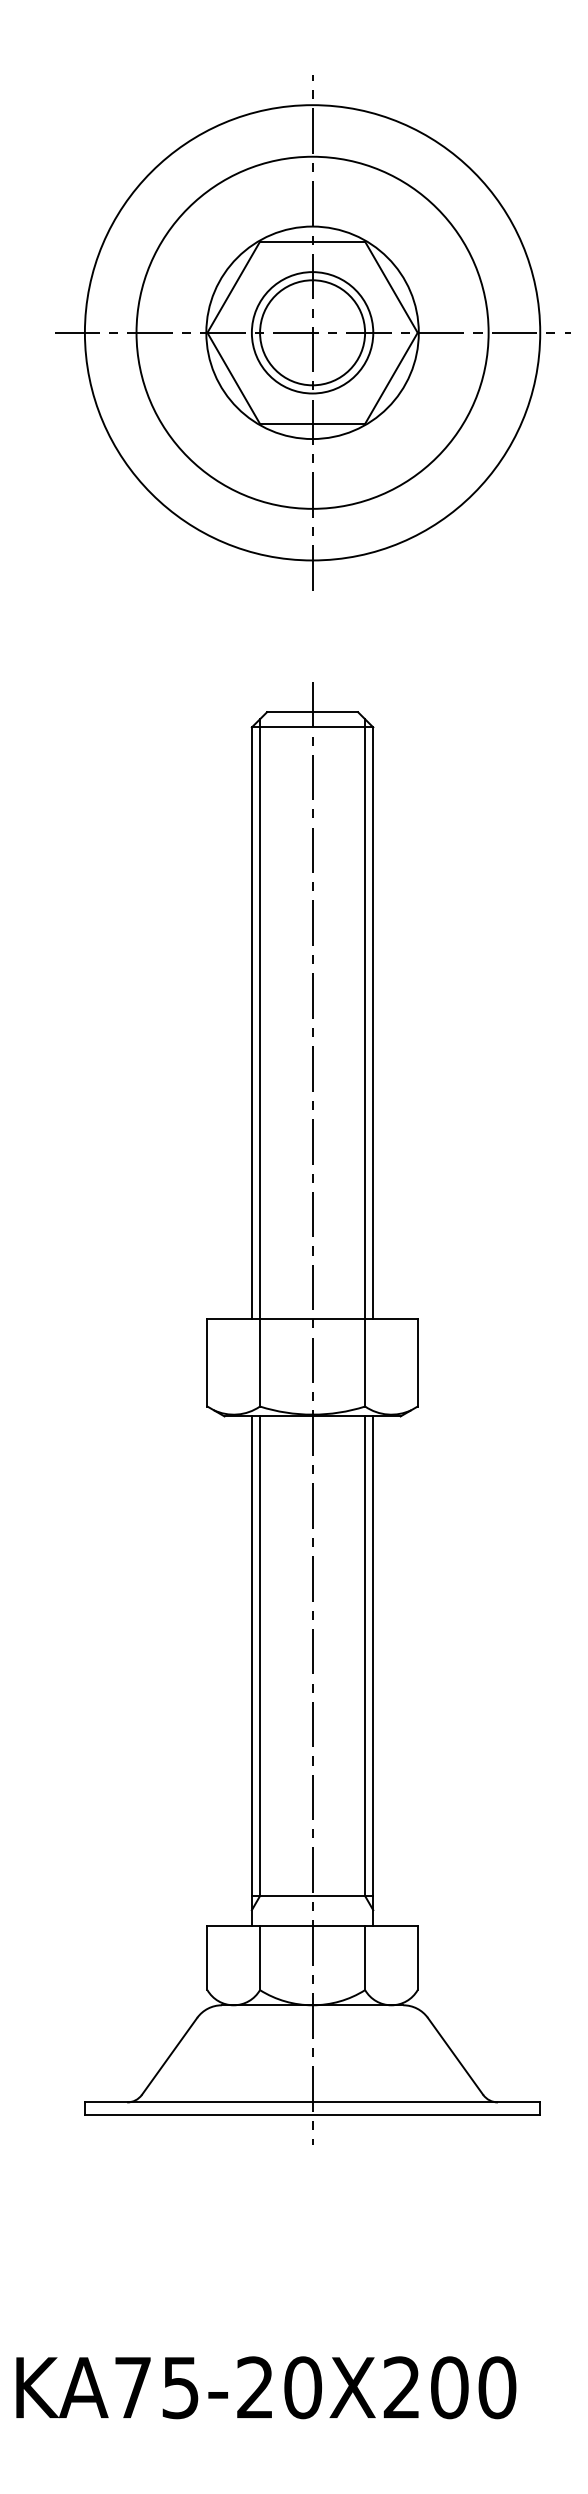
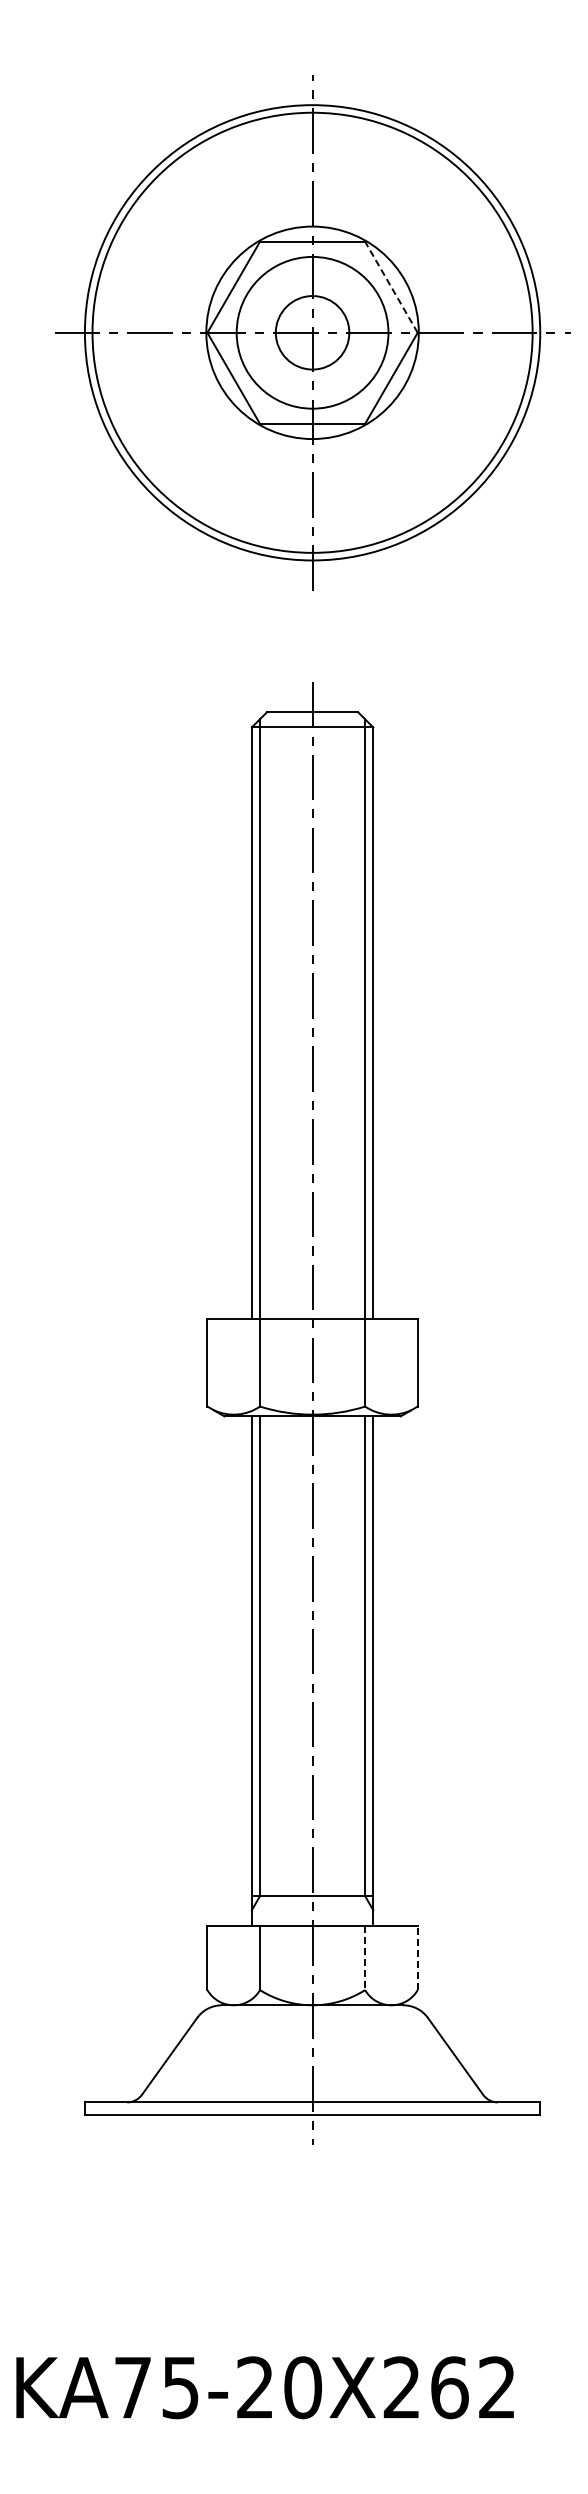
line: solid -> dashed (391, 287)
circle diameter: 105 px -> 74 px (312, 332)
circle diameter: 121 px -> 152 px (312, 332)
circle diameter: 352 px -> 440 px (312, 332)
line: solid -> dashed (365, 1958)
line: solid -> dashed (417, 1958)
text: KA75-20X200 -> KA75-20X262 (473, 2387)
